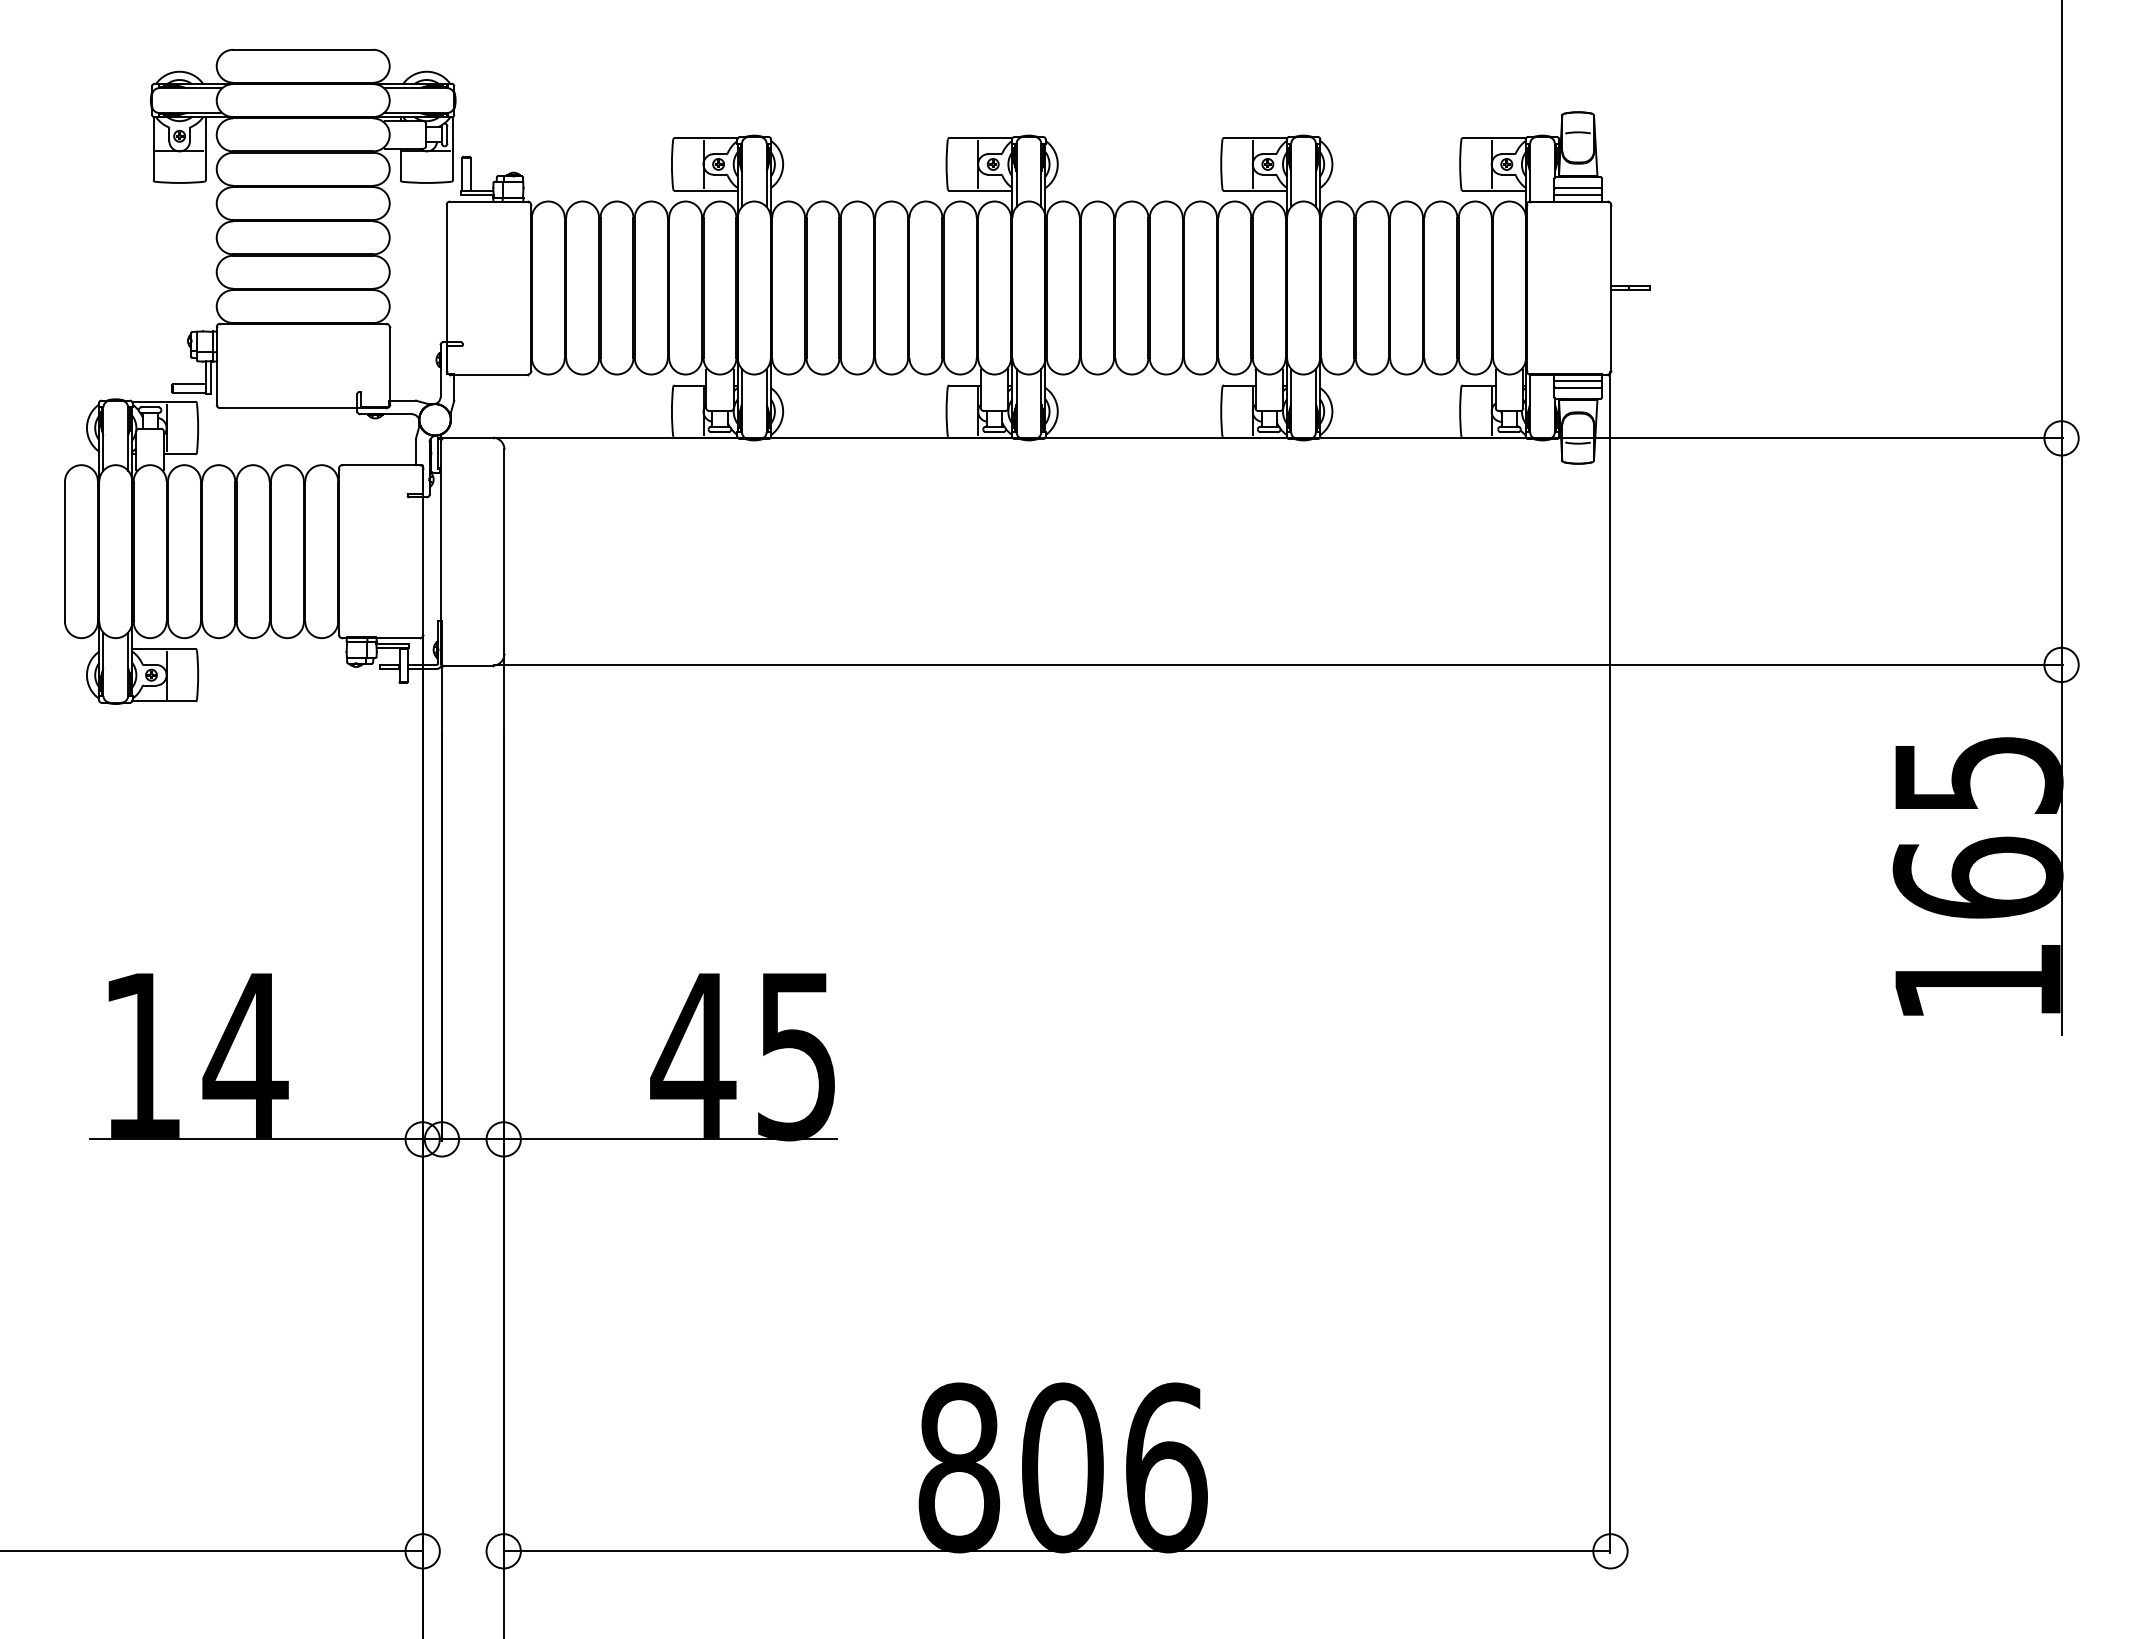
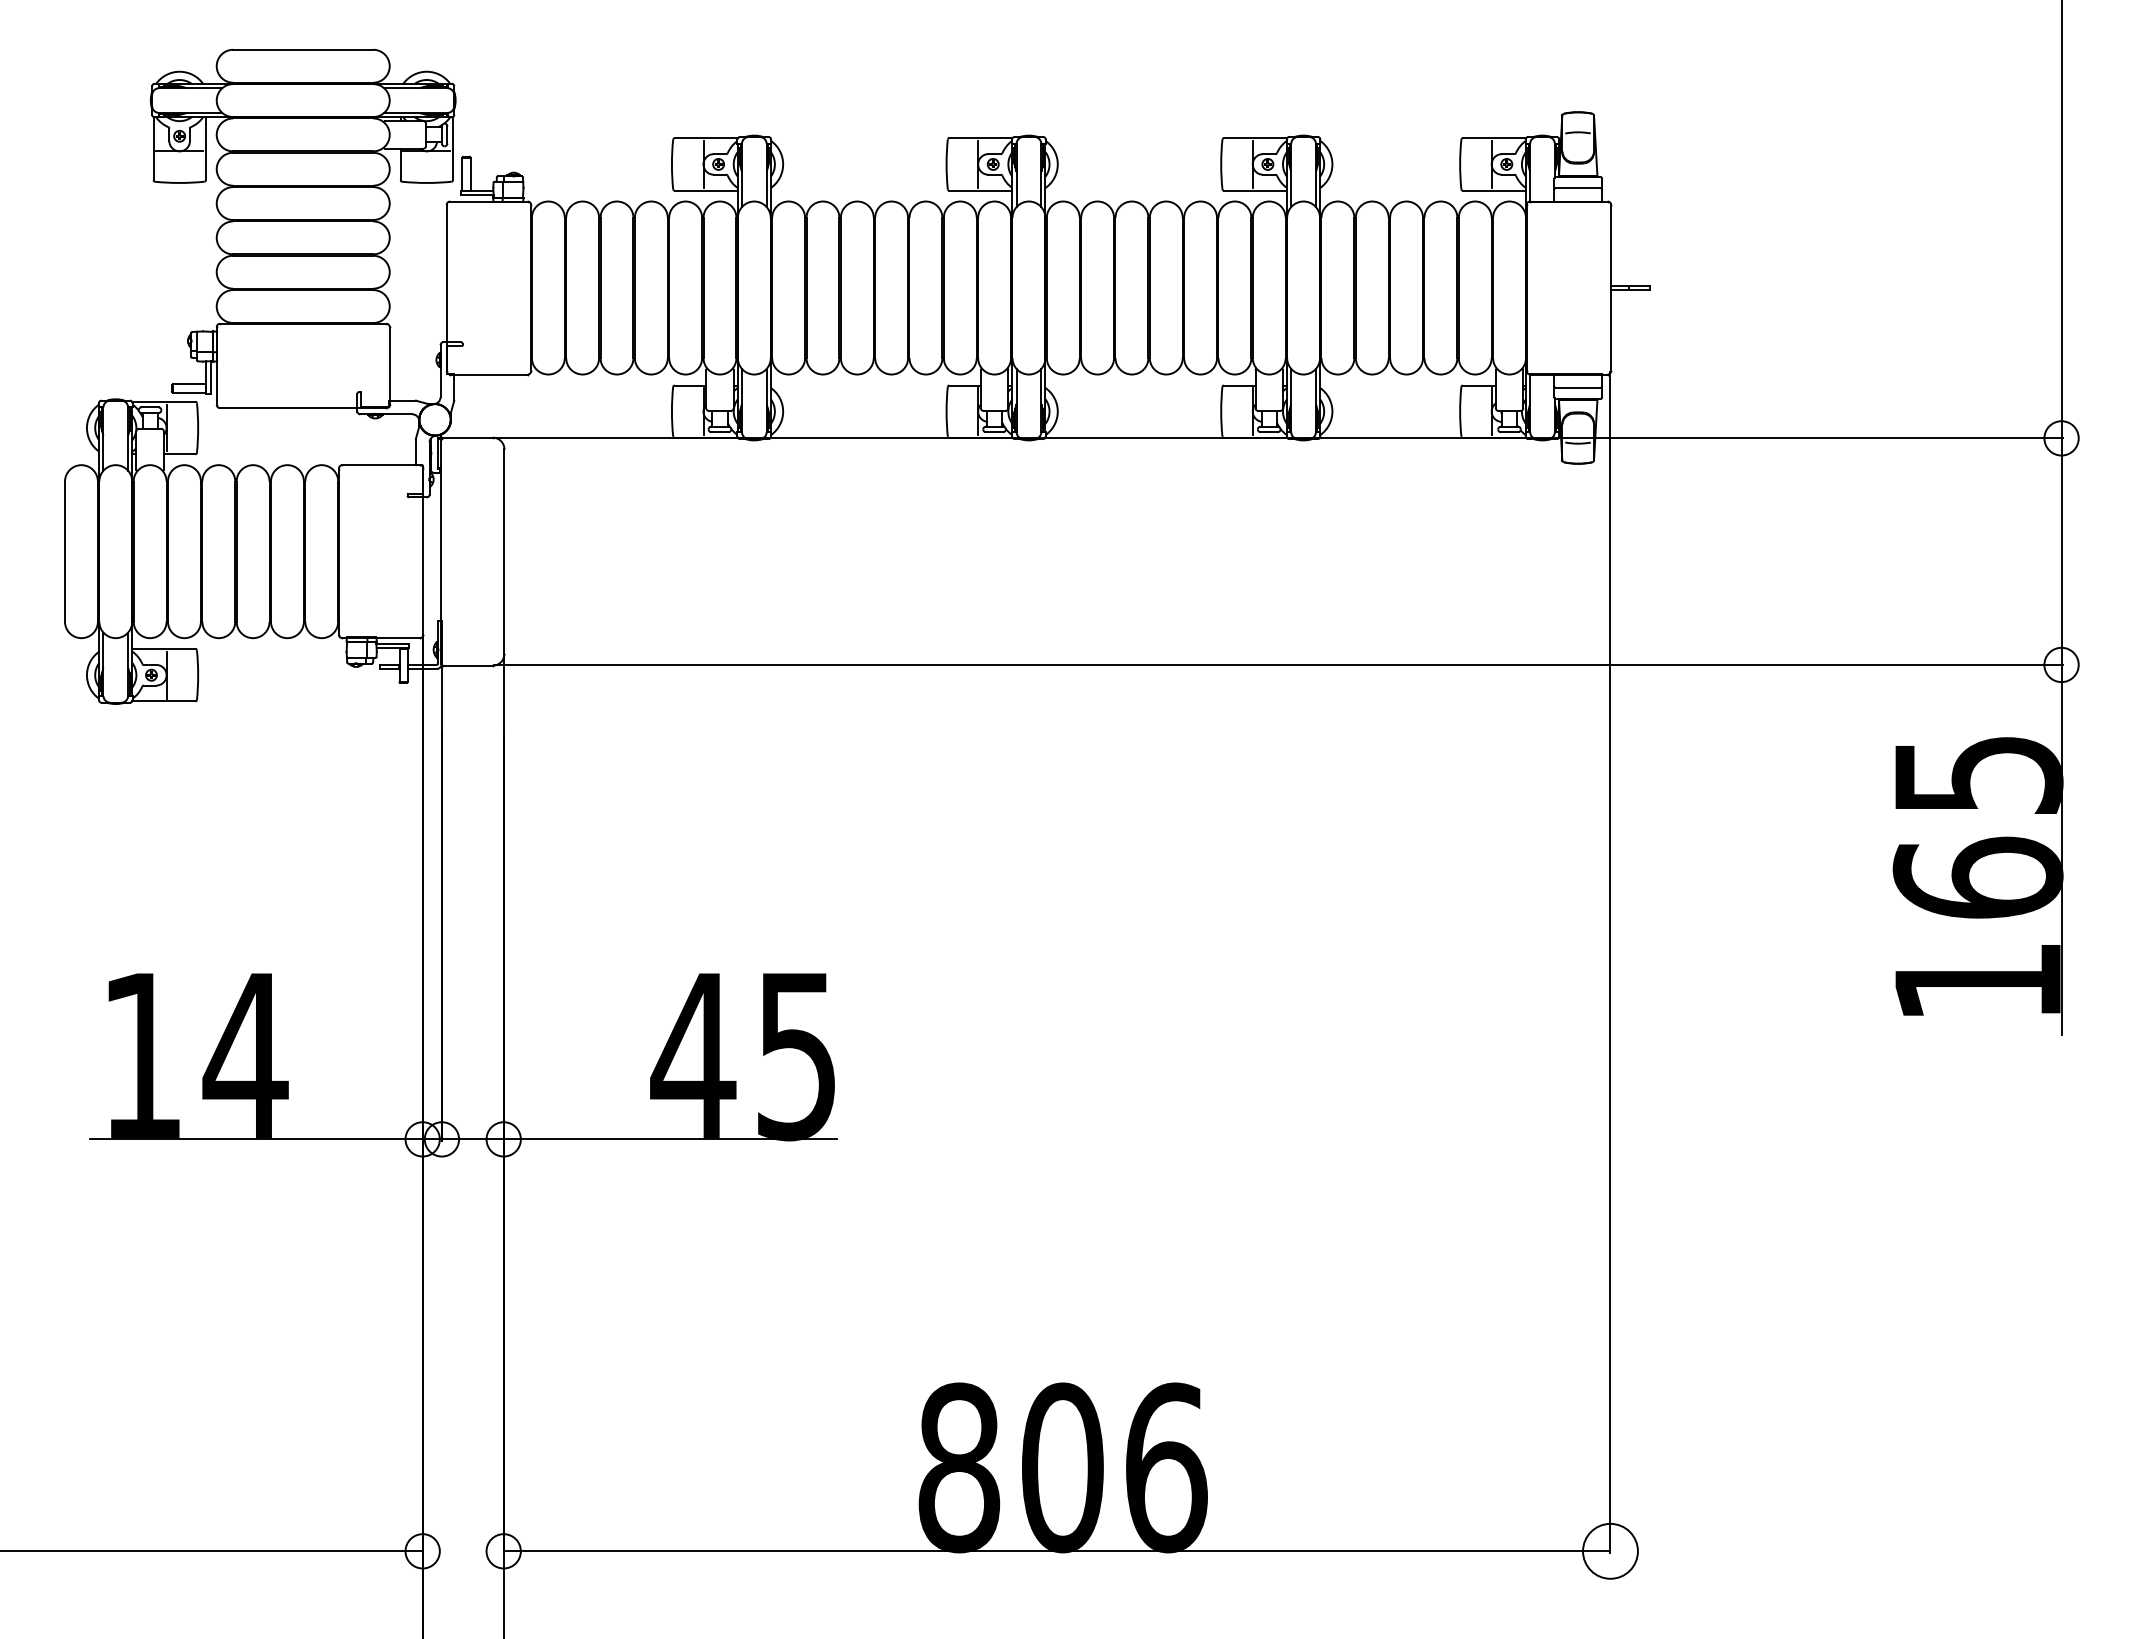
line: present -> none (1577, 194)
line: present -> none (1577, 381)
circle diameter: 34 px -> 55 px (1610, 1550)
